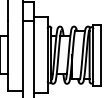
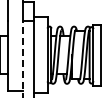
line: solid -> dashed (22, 58)
